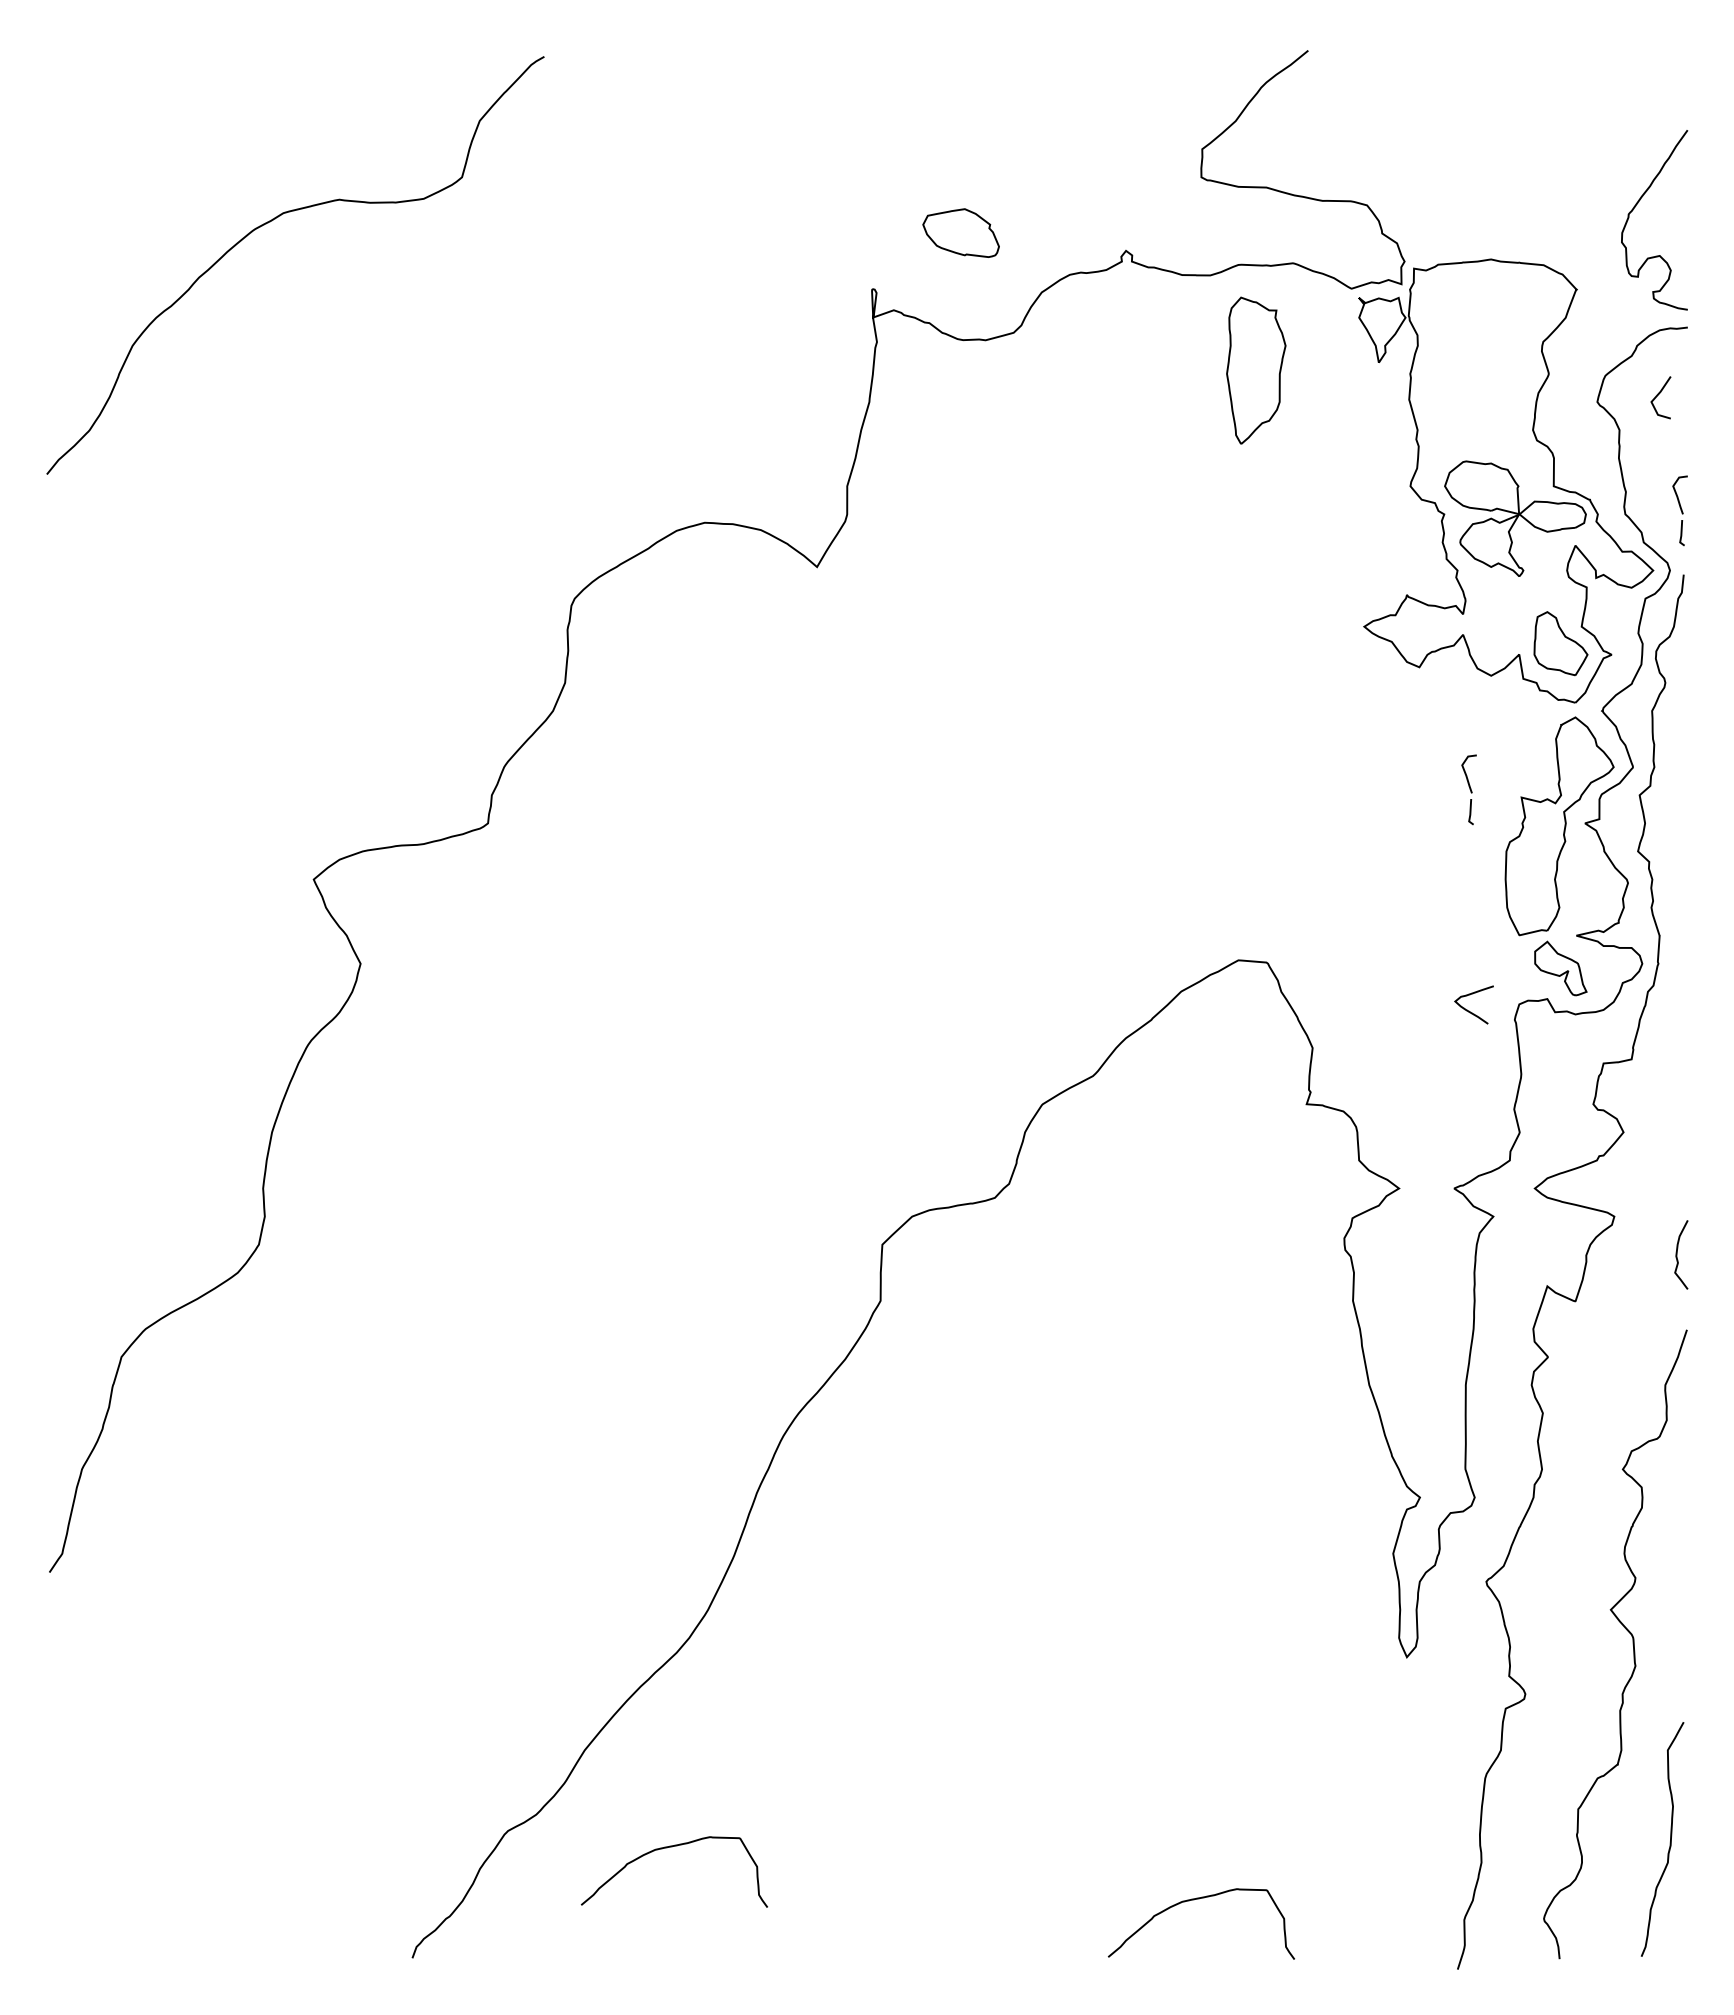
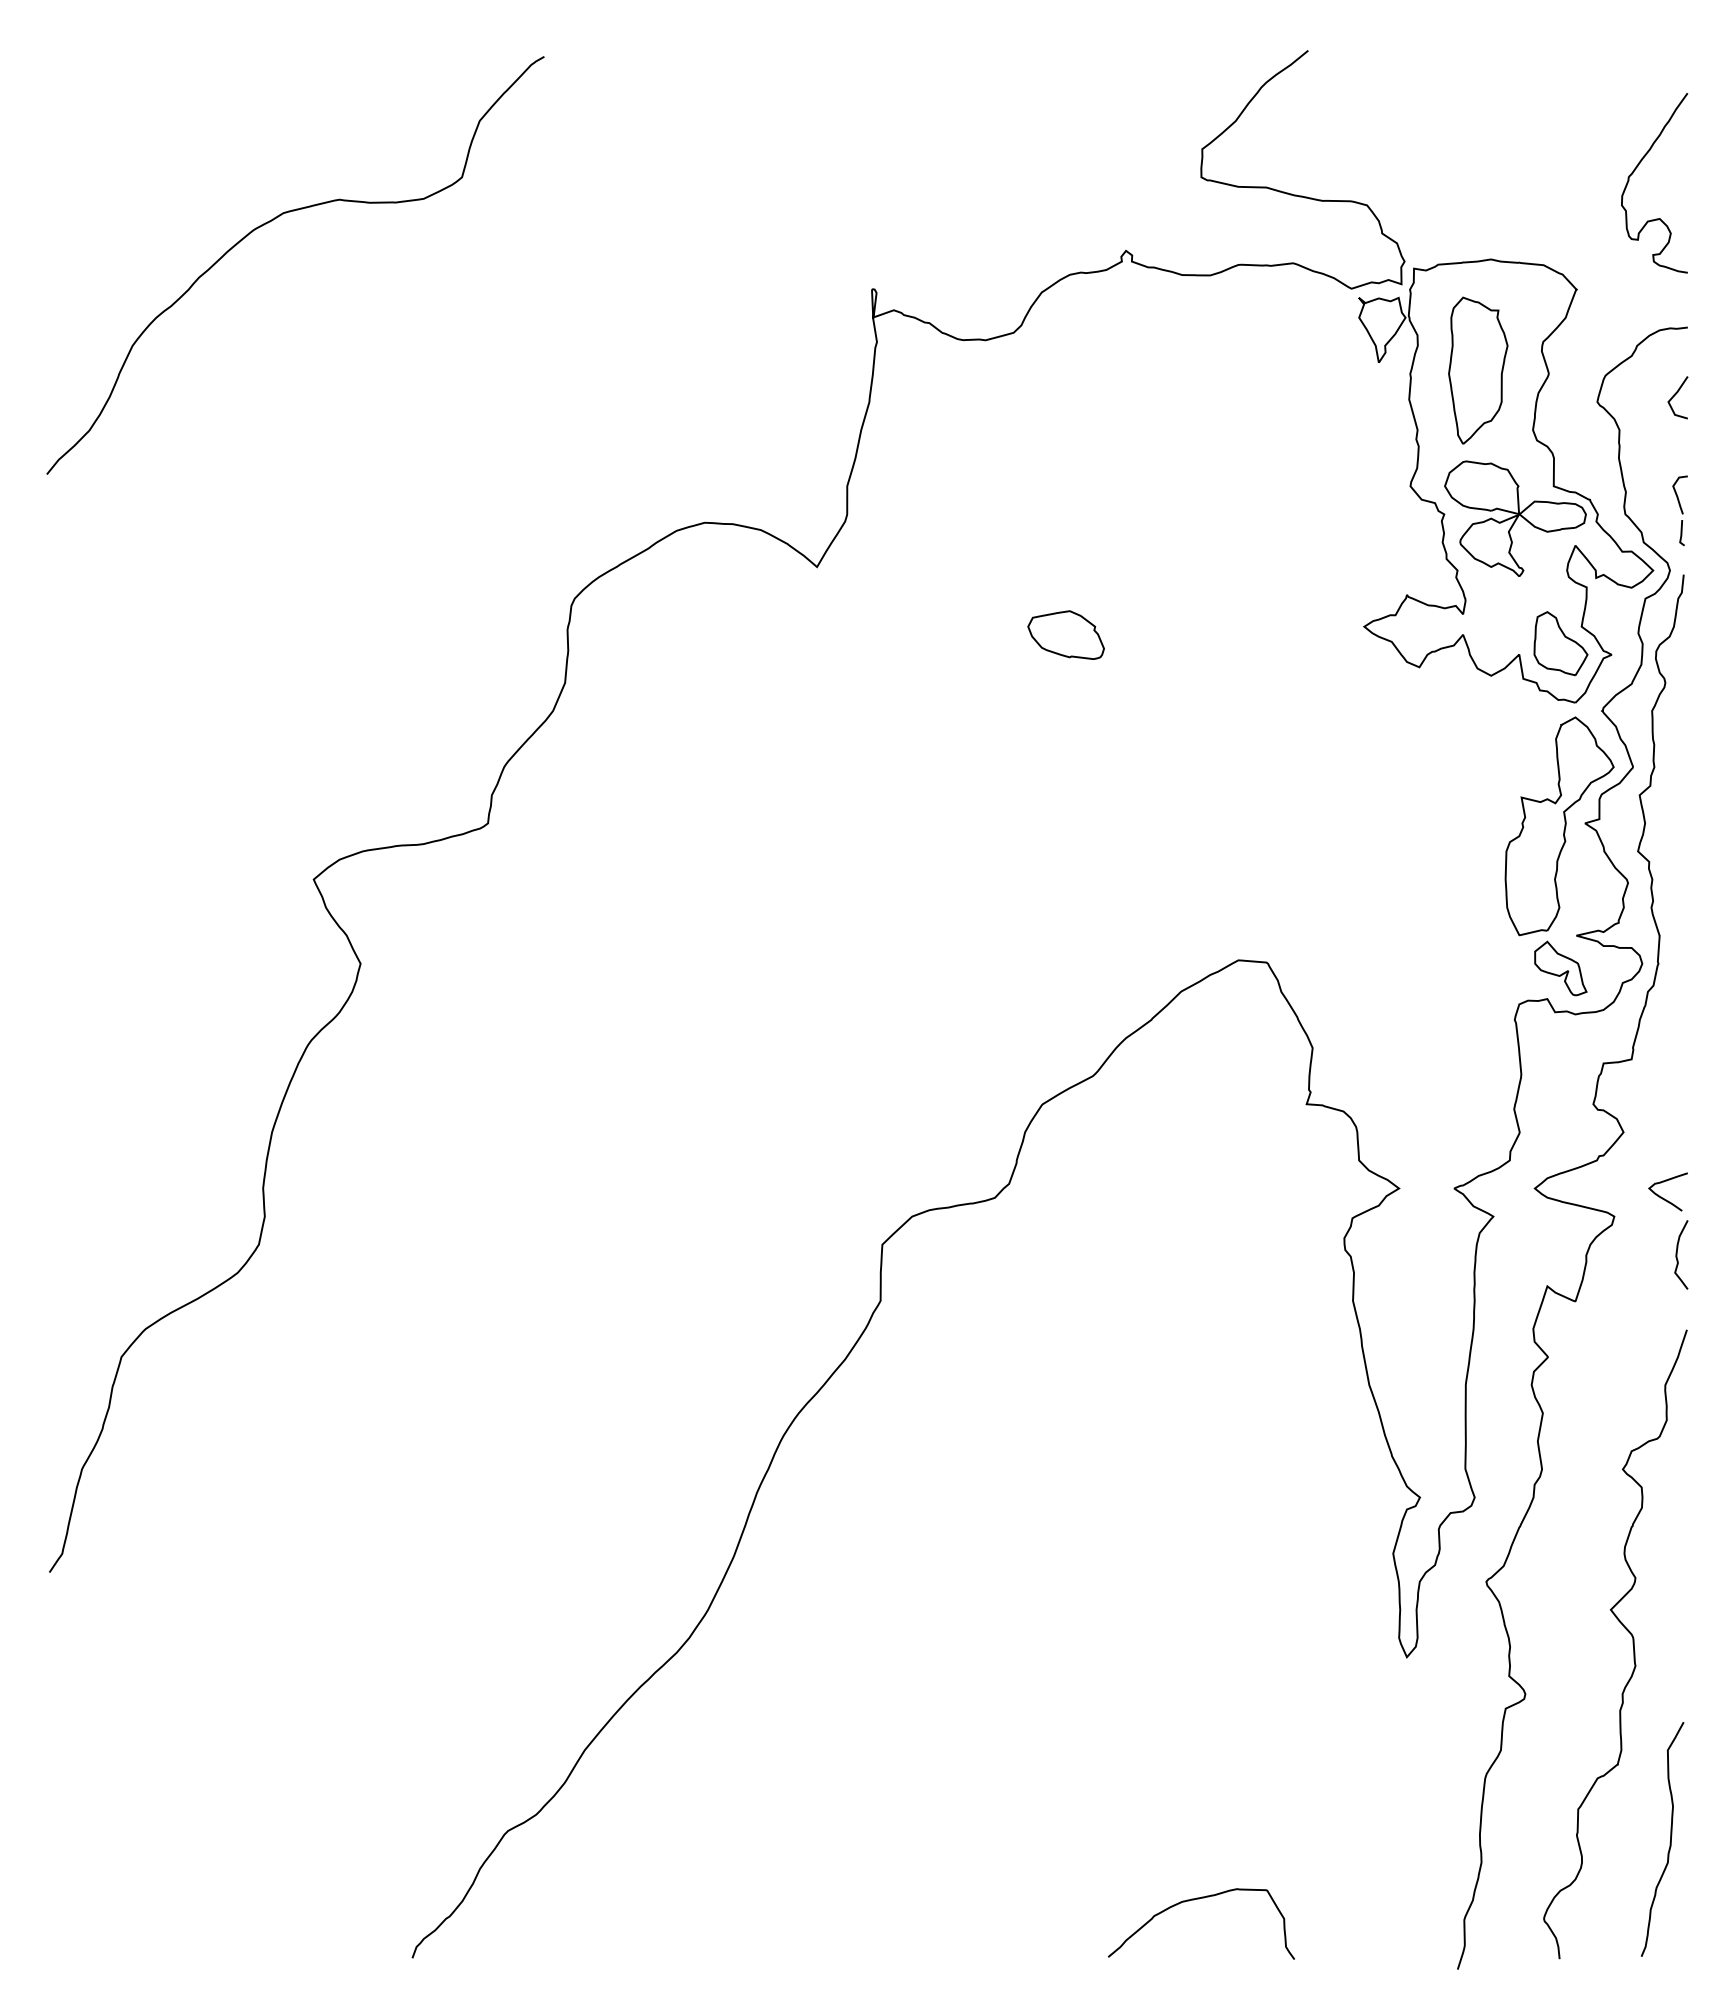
curve position: (1636, 206) -> (1636, 169) (1636, 169)
part position: (960, 232) -> (1065, 634) (1065, 634)
part position: (1256, 370) -> (1478, 370) (1478, 370)
line position: (1658, 395) -> (1675, 395) (1675, 395)
part: present -> none (1468, 789)
curve position: (1469, 1010) -> (1663, 1197) (1663, 1197)
curve: present -> none (667, 1848)
